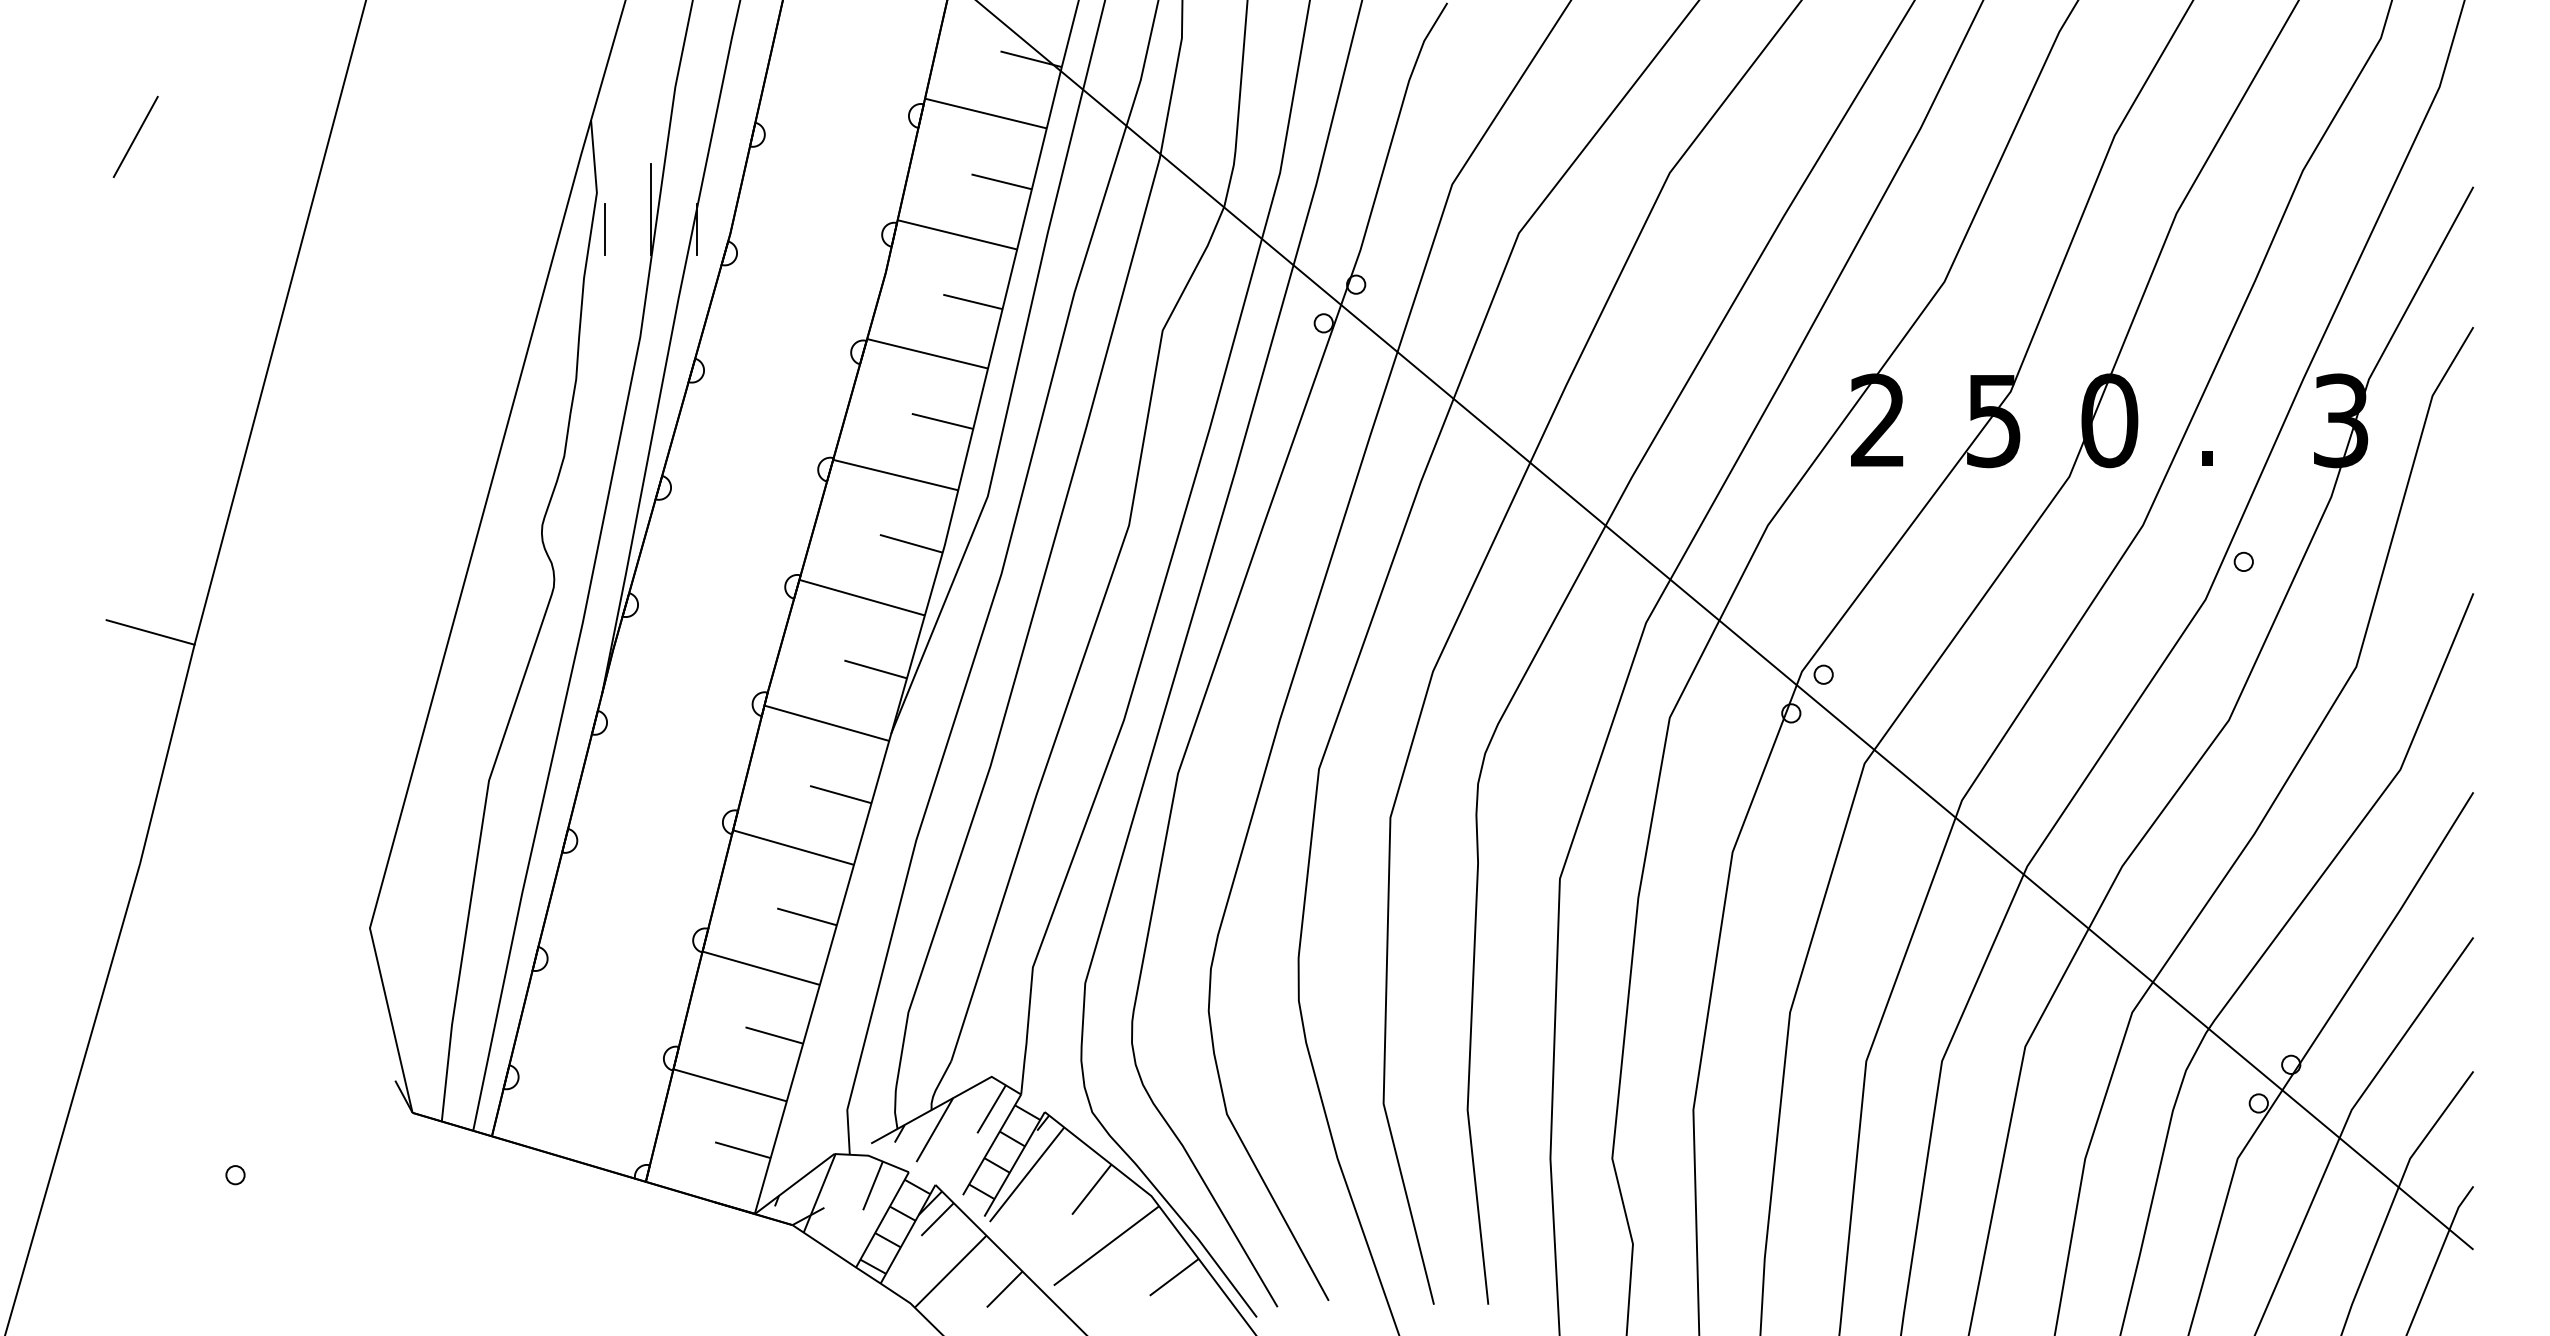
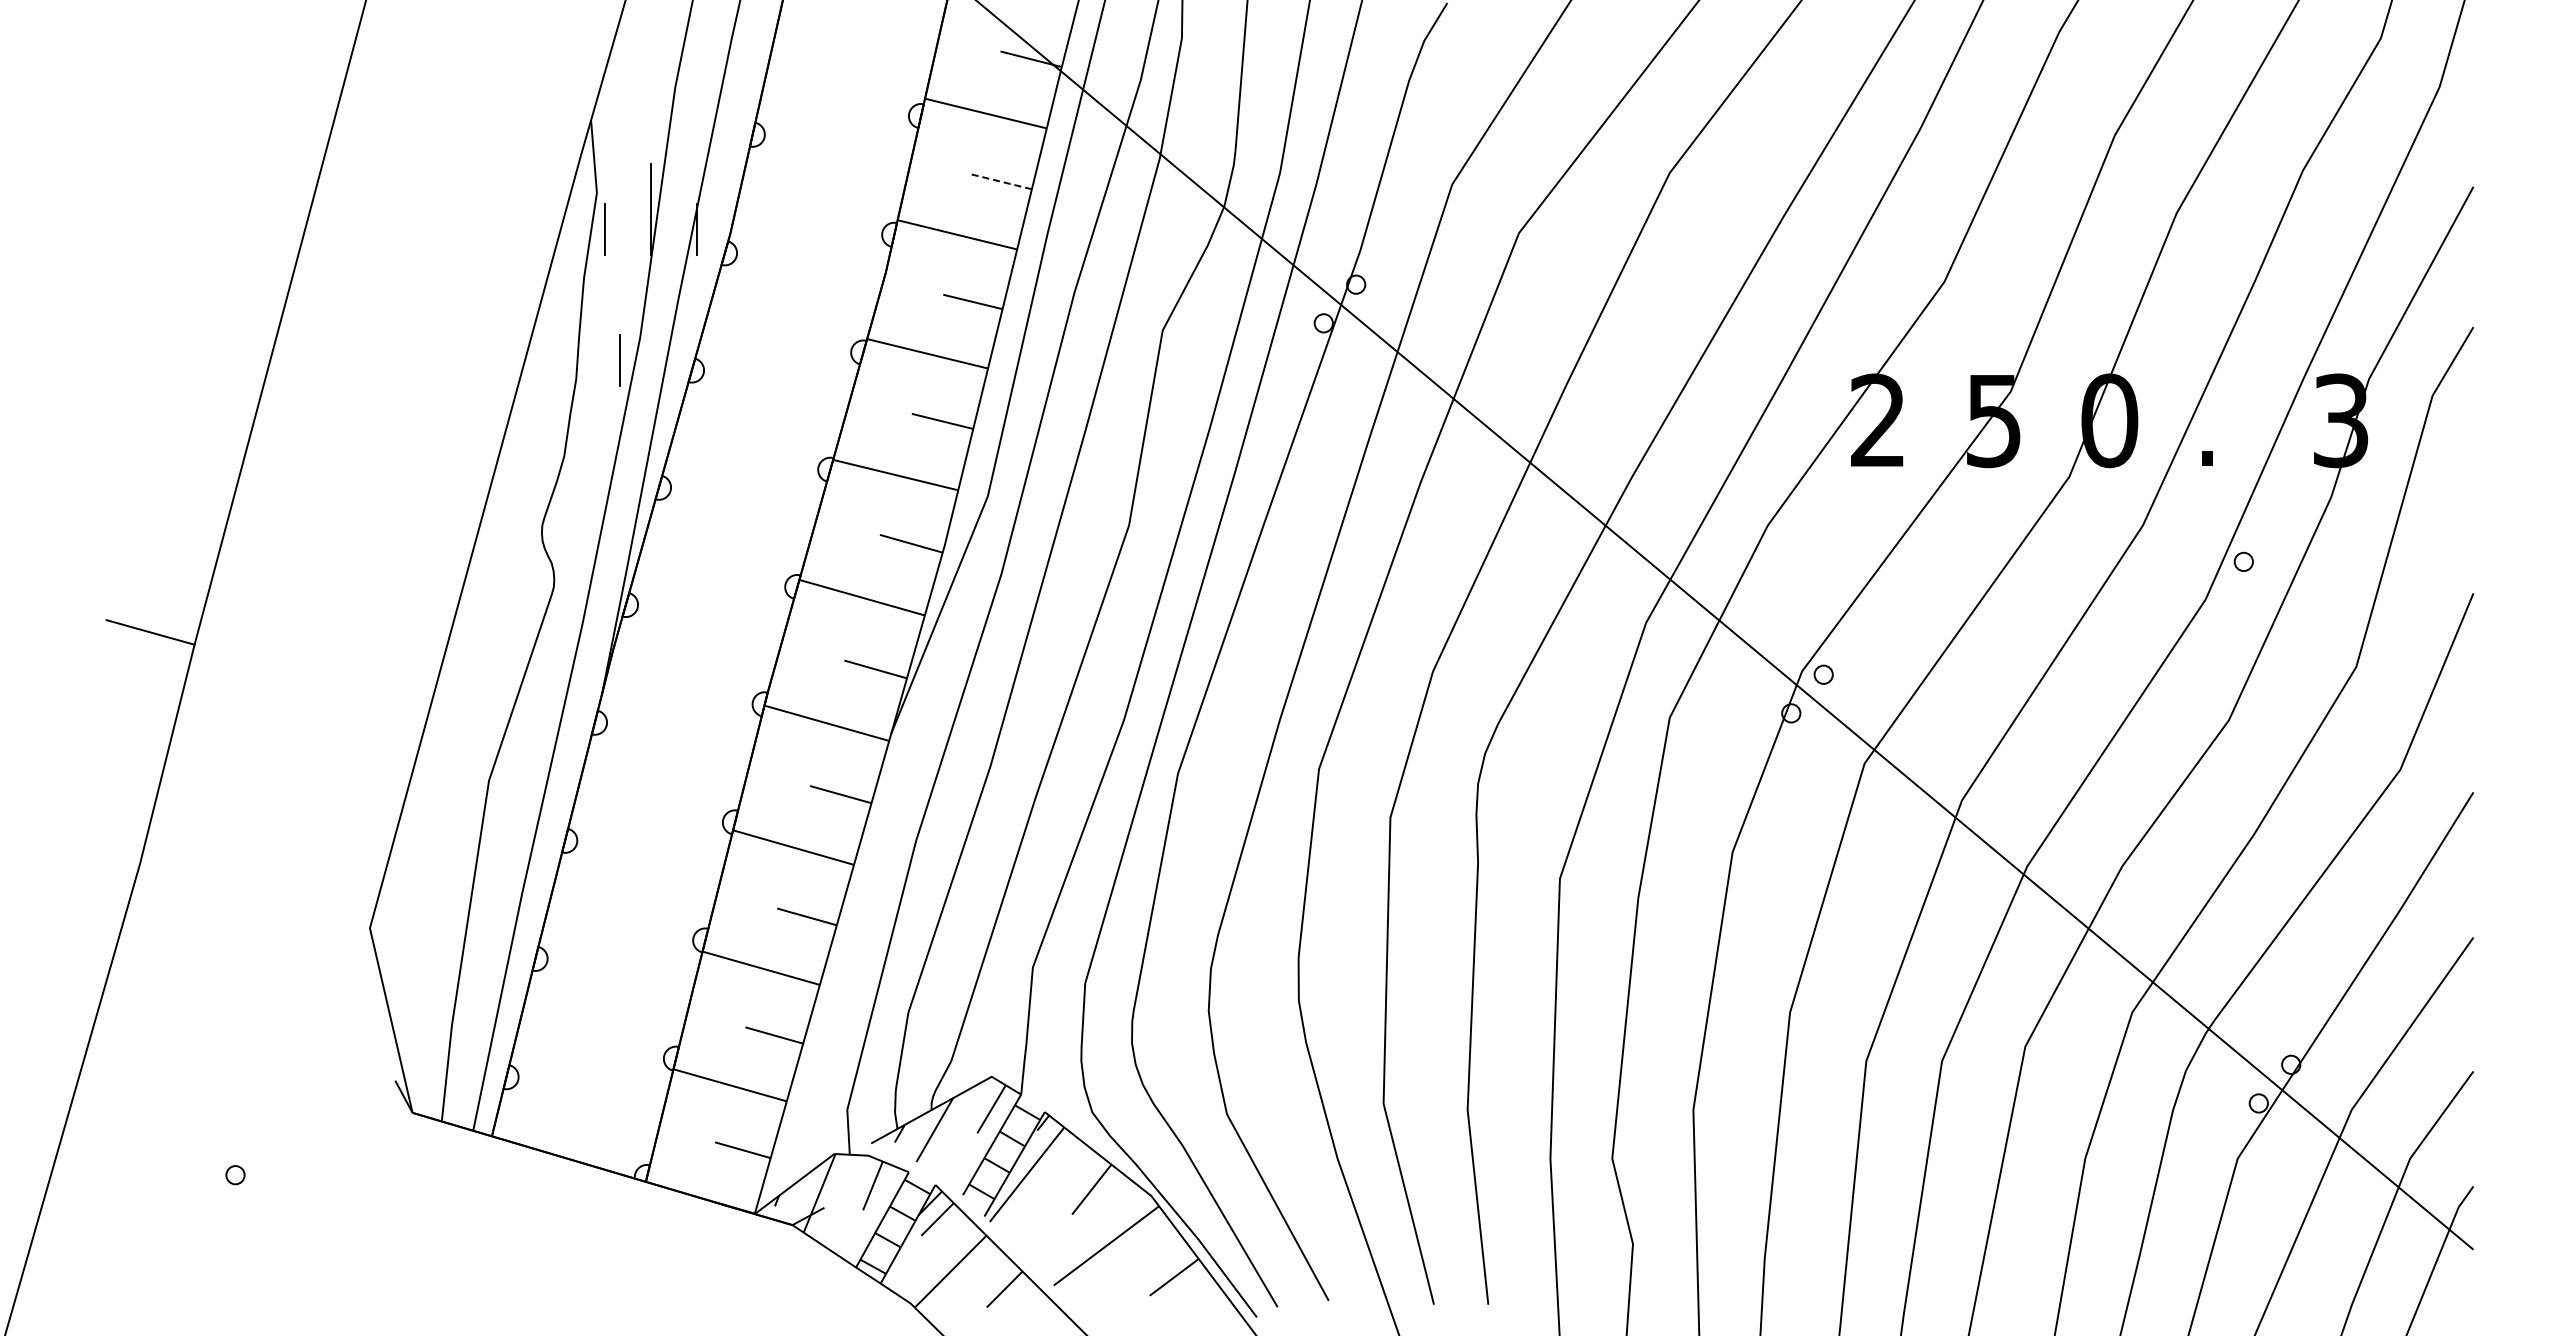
line: present -> none (135, 136)
line: solid -> dashed (1001, 181)
line: none -> present (619, 360)
